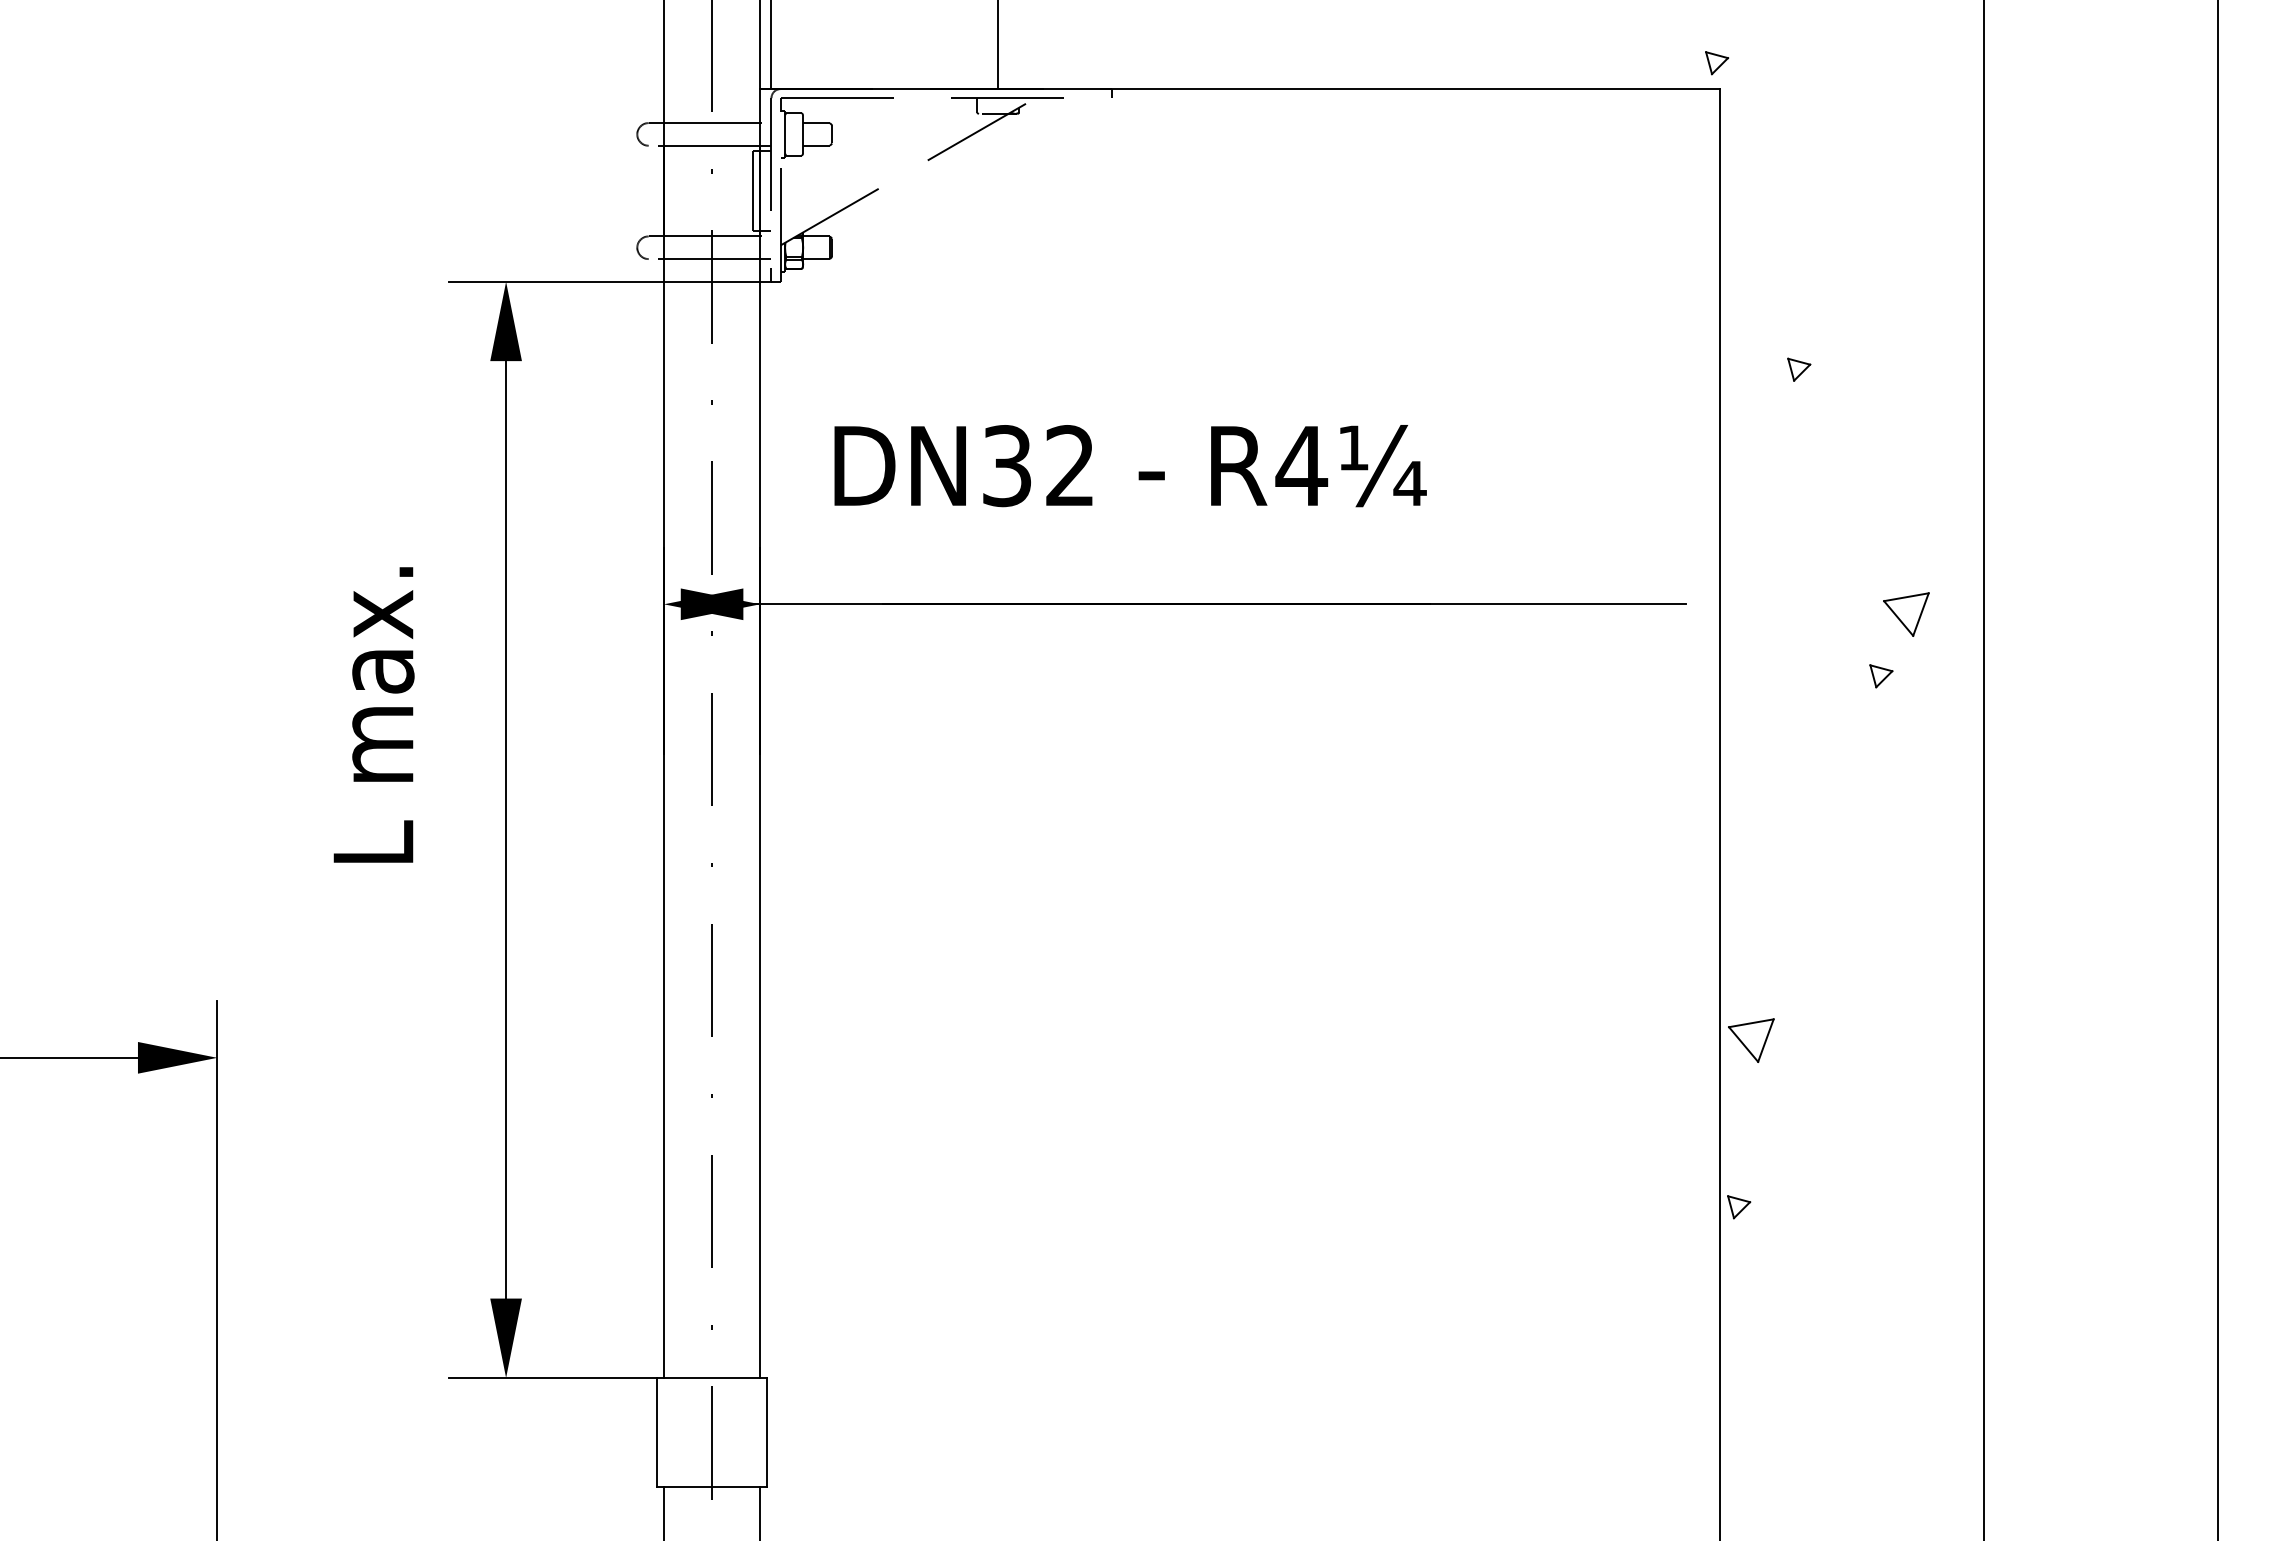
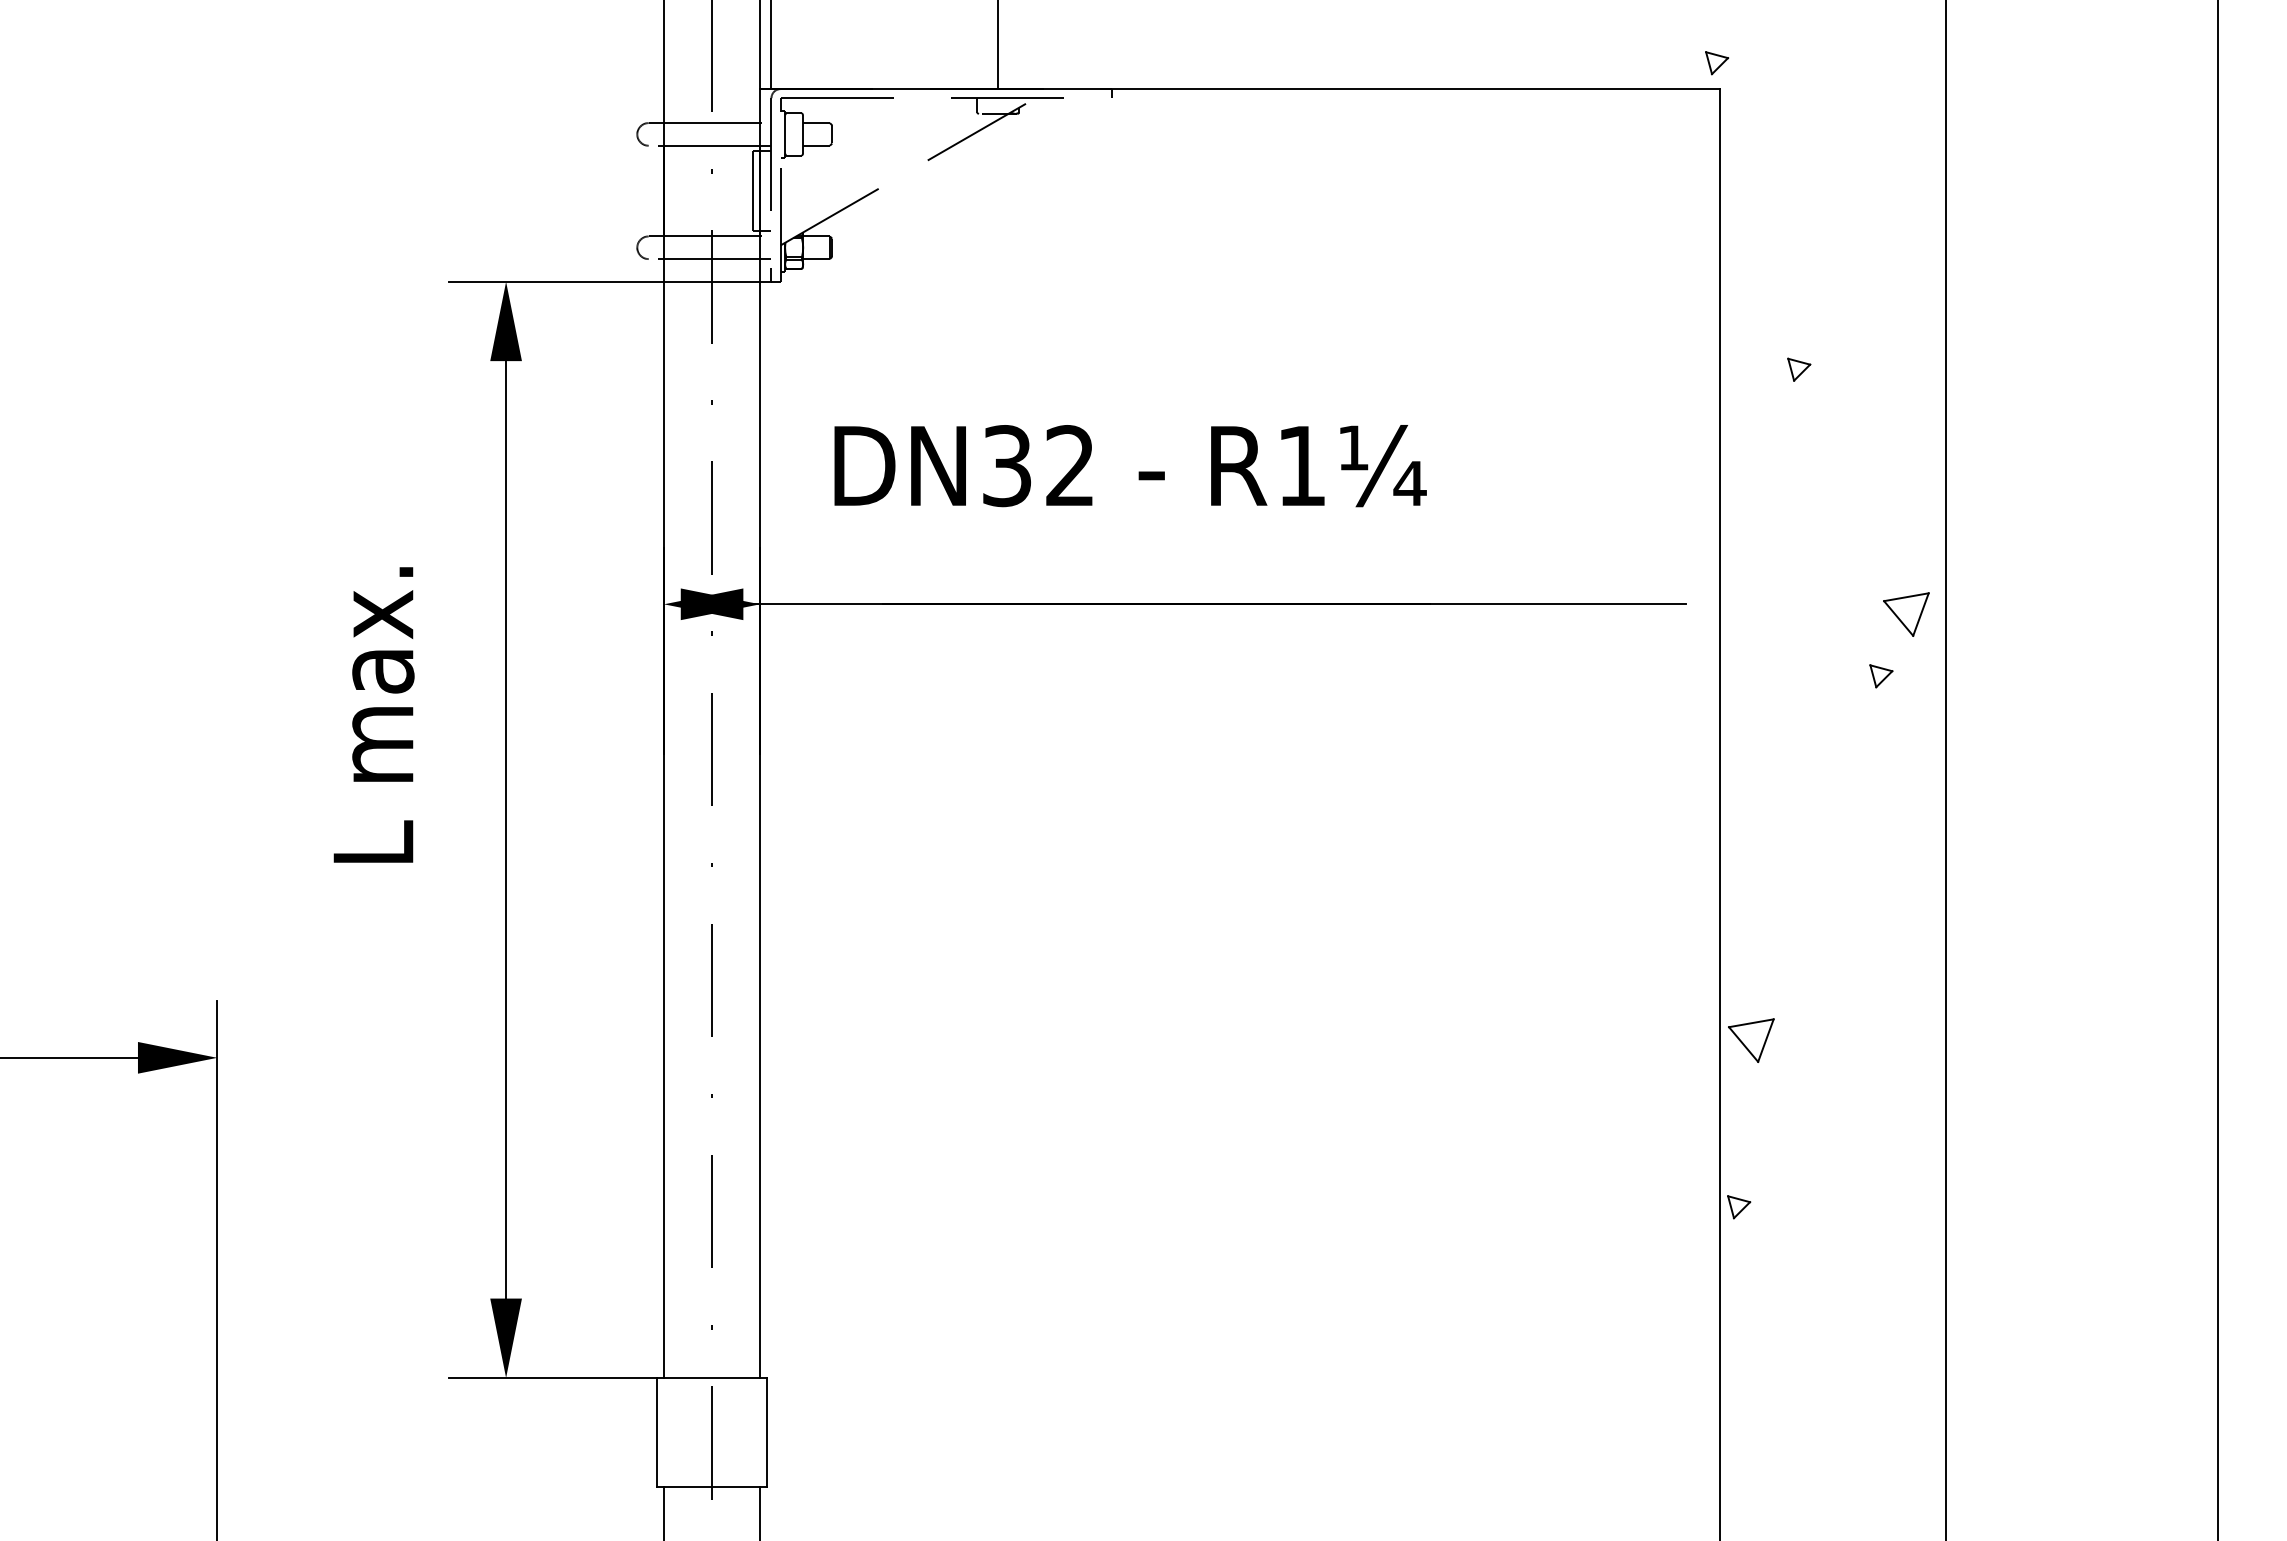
text: R4¼ -> R1¼ (1301, 465)
line position: (1984, 769) -> (1946, 769) (1946, 769)
